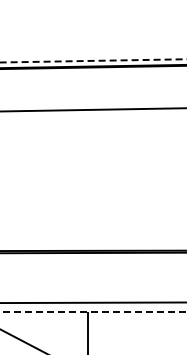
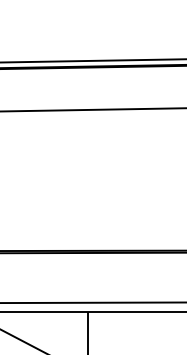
line: dashed -> solid (92, 60)
line: dashed -> solid (93, 312)
